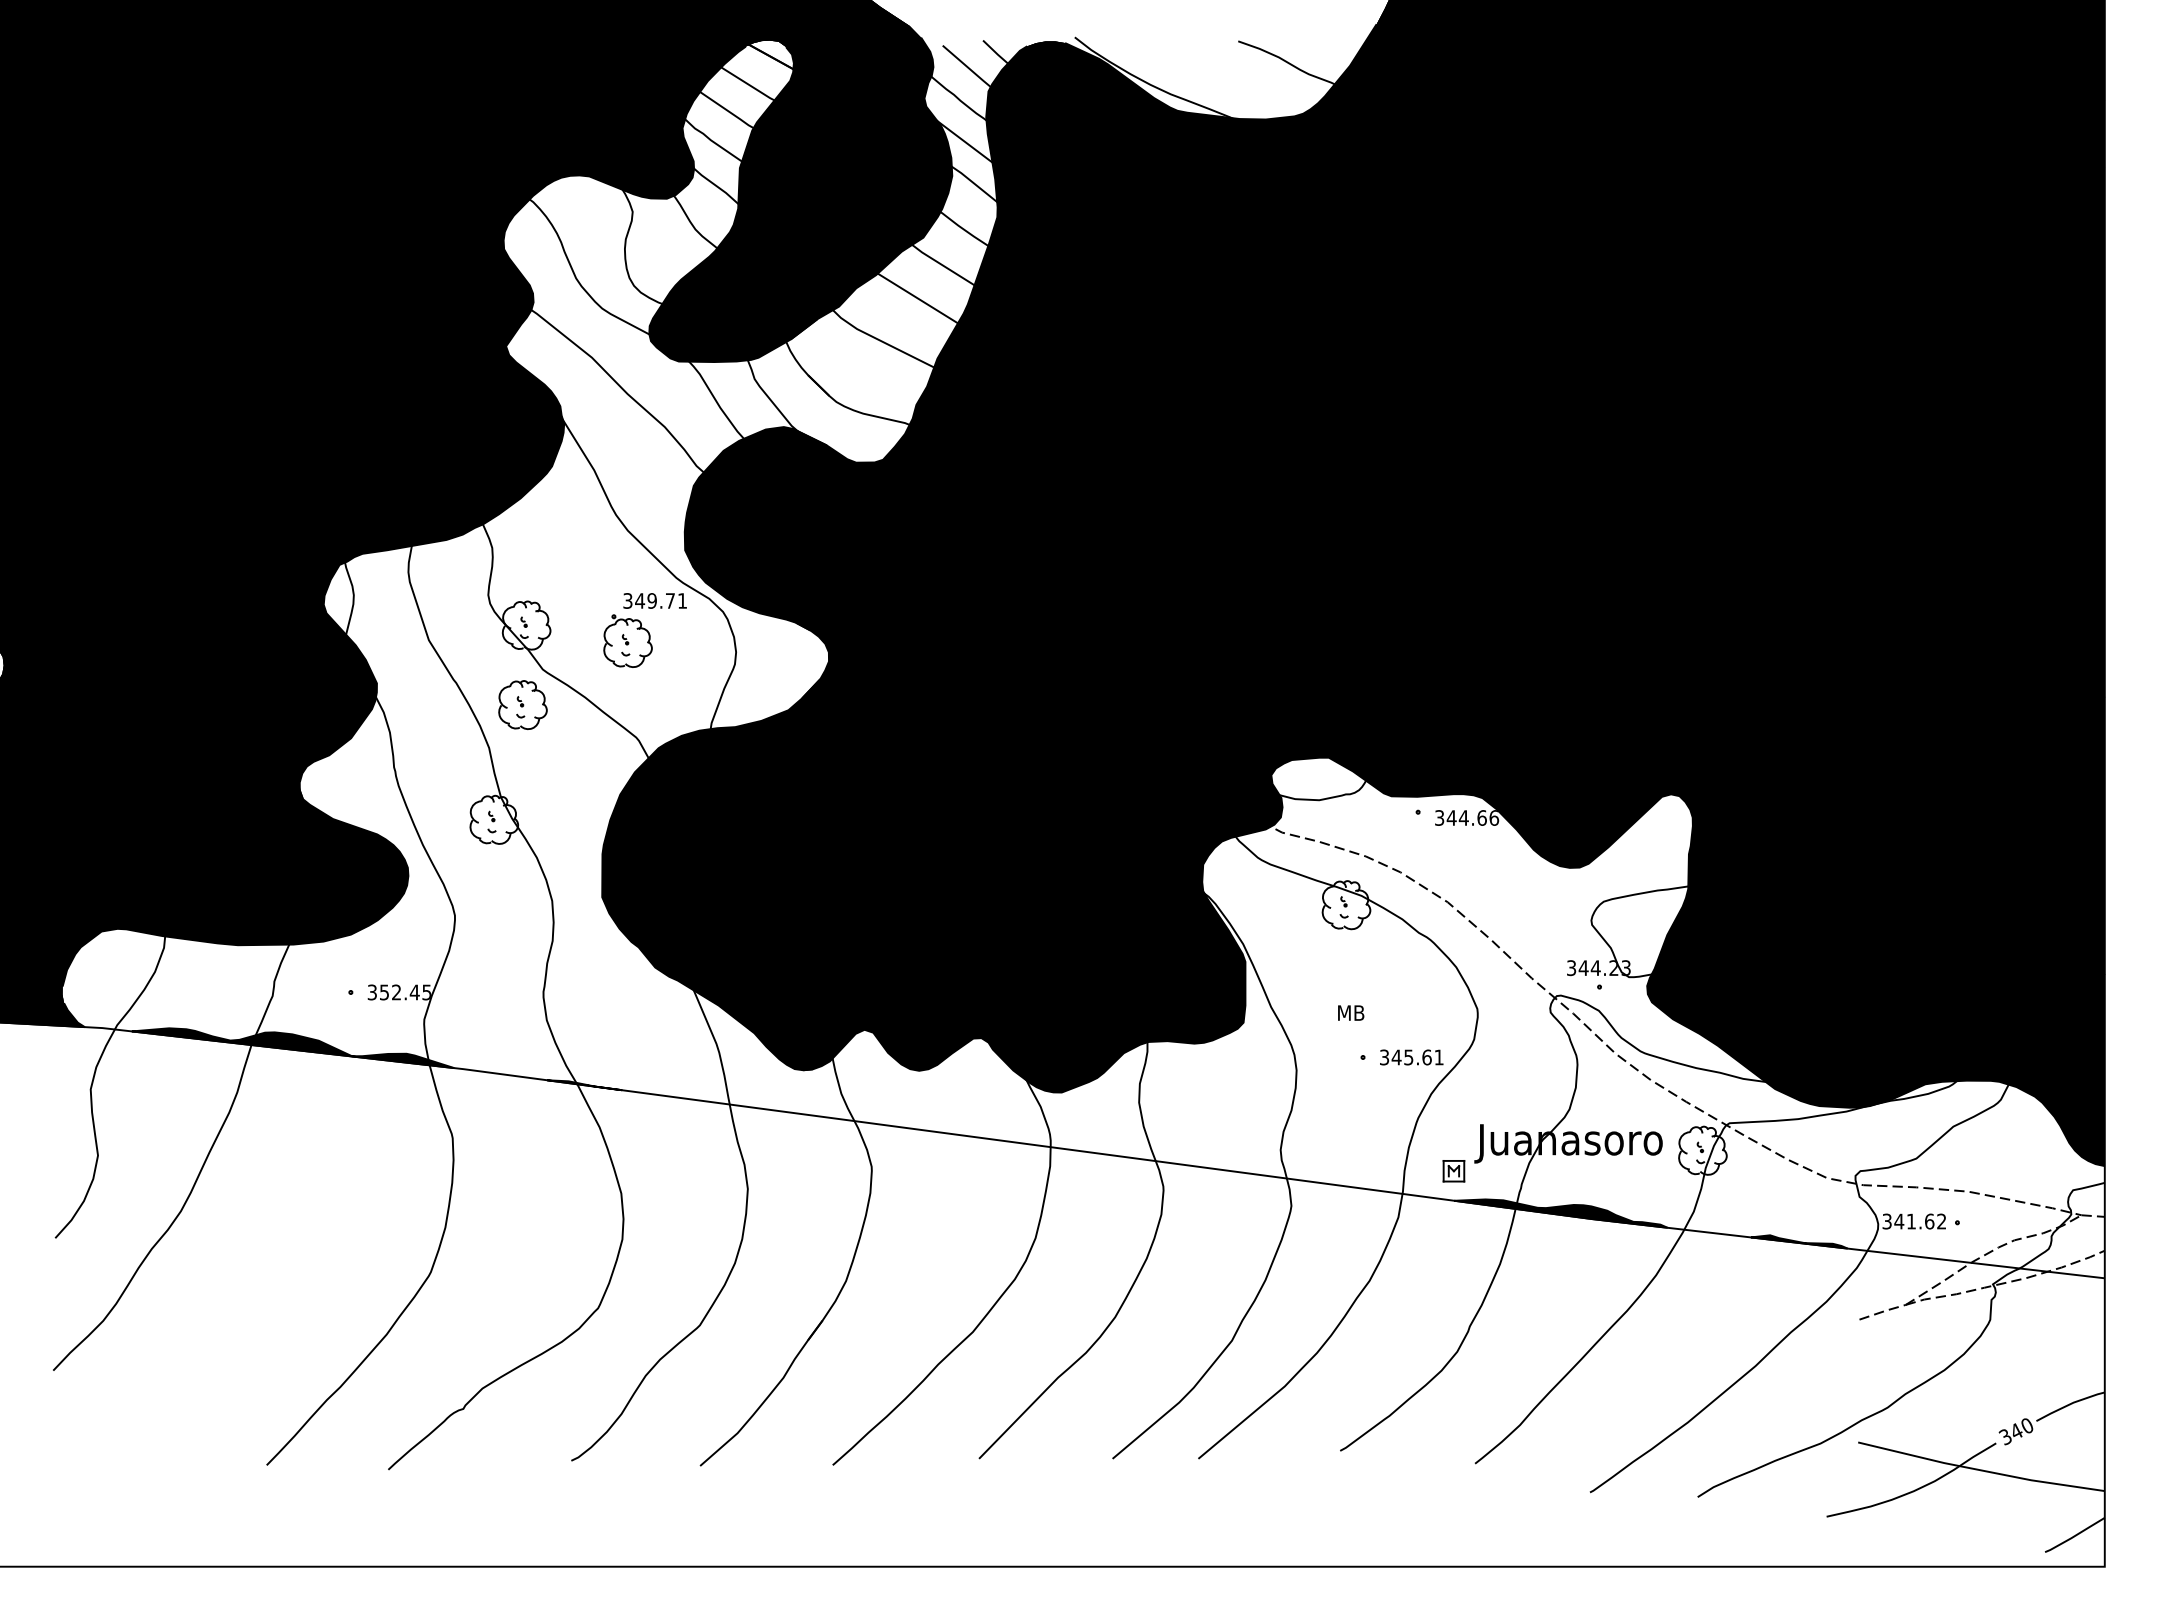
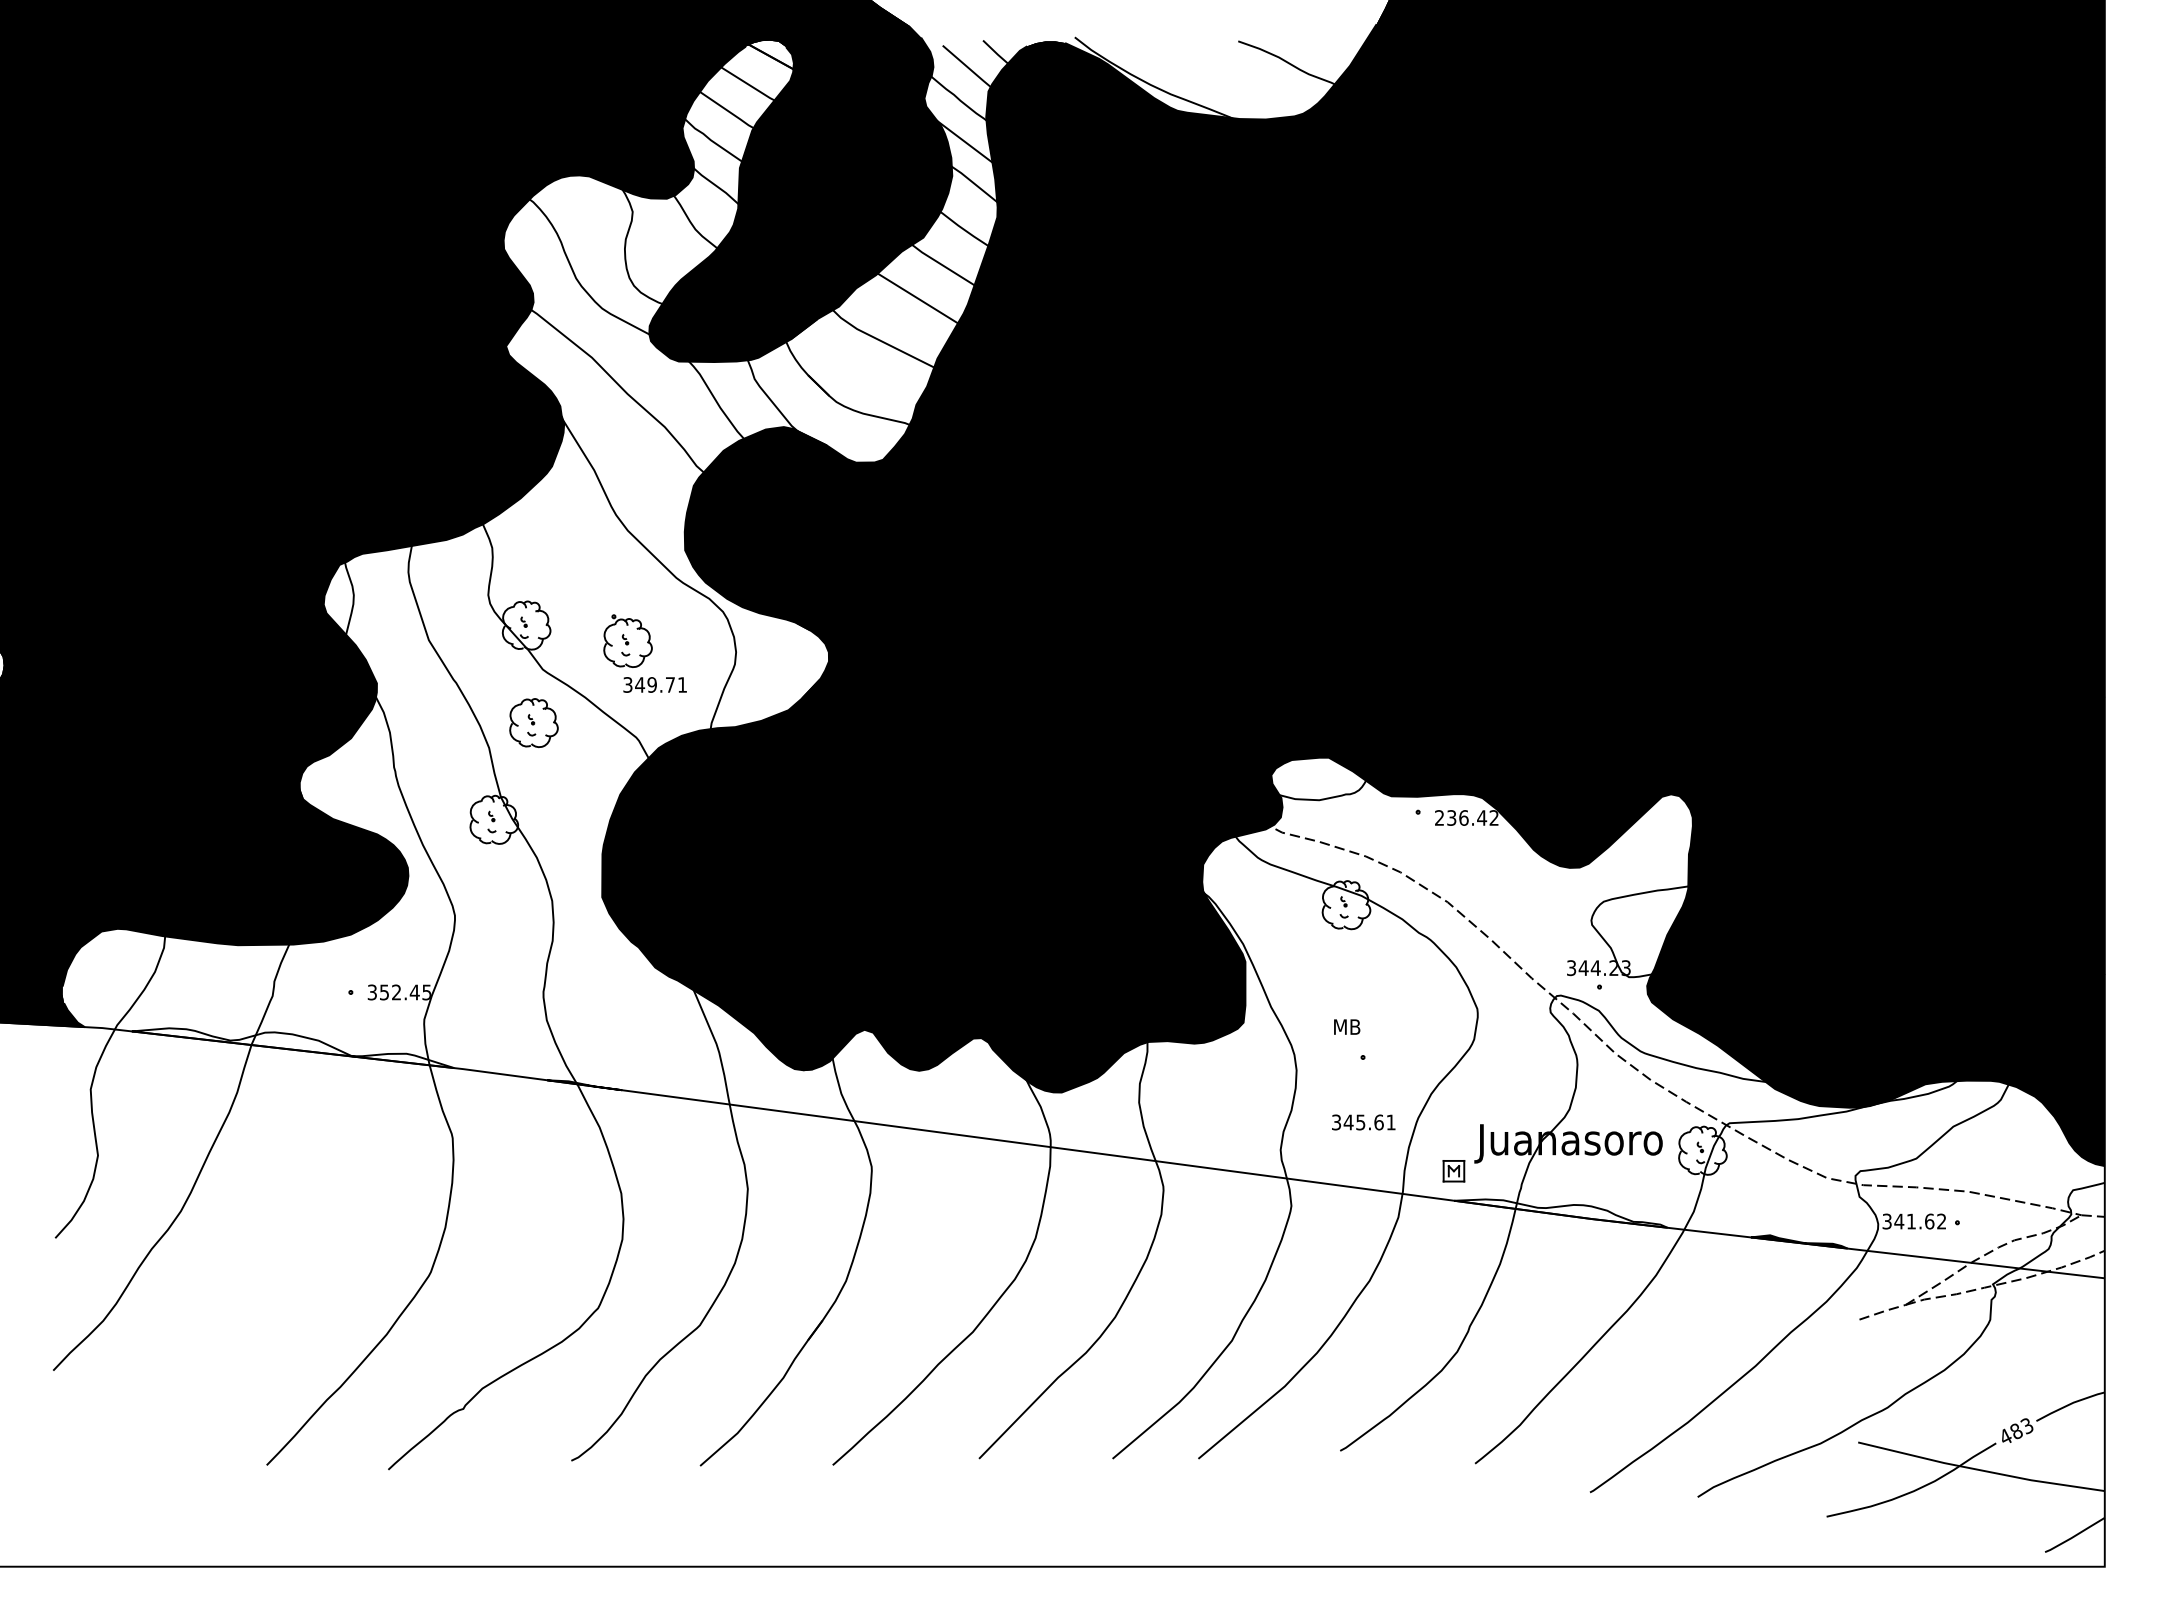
text position: (654, 600) -> (654, 684) (654, 684)
part position: (522, 704) -> (533, 722) (533, 722)
text: 344.66 -> 236.42 (1467, 817)
text position: (1351, 1012) -> (1347, 1026) (1347, 1026)
fill: present -> none (292, 1048)
text position: (1411, 1057) -> (1363, 1122) (1363, 1122)
fill: present -> none (1560, 1213)
text: 340 -> 483 (2015, 1431)
